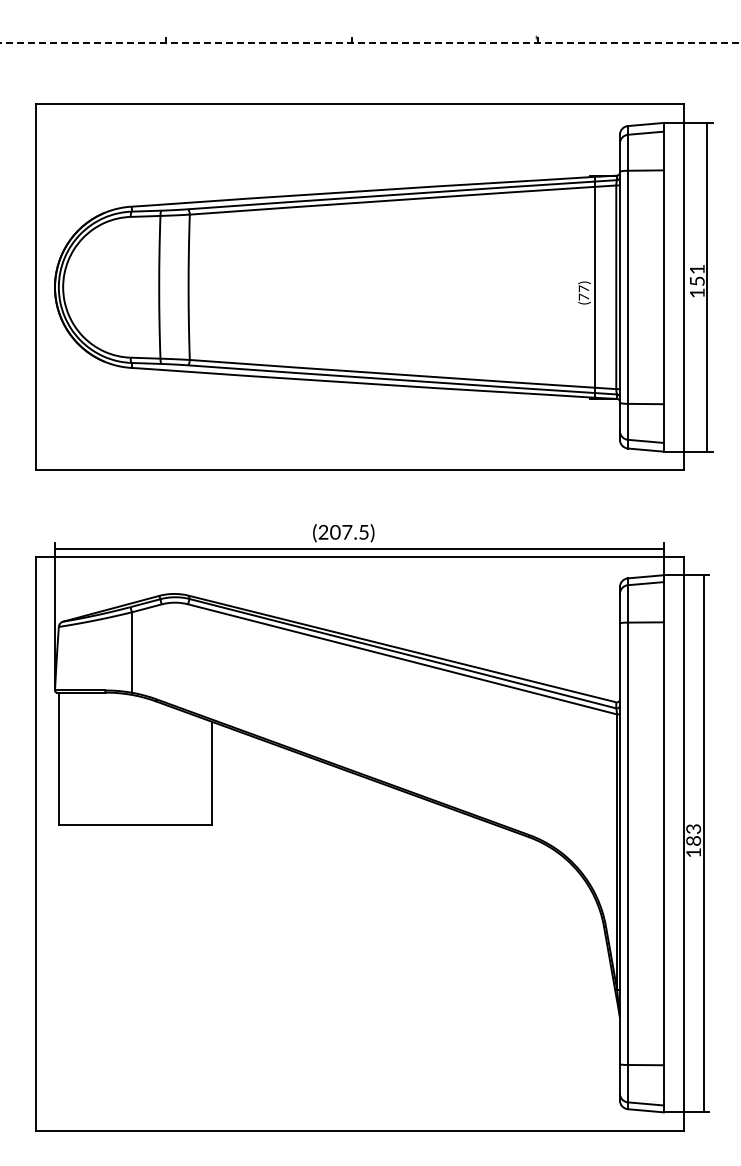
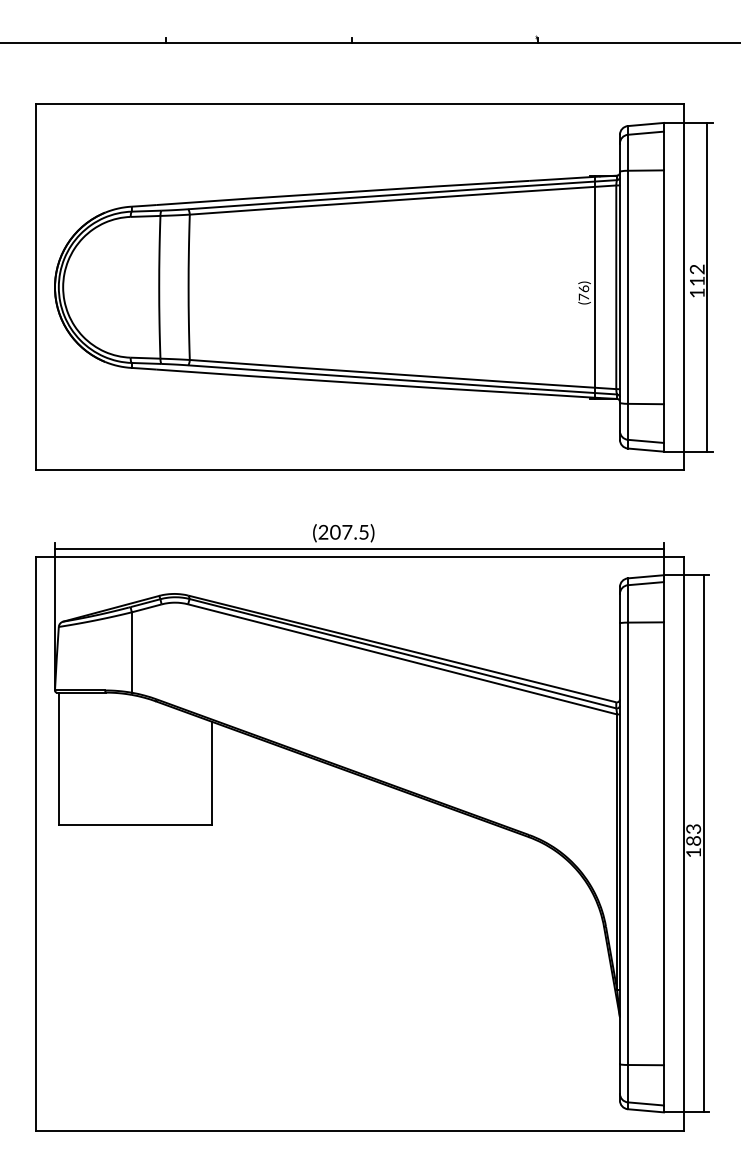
line: dashed -> solid (370, 43)
text: 151 -> 112 (696, 274)
text: (77) -> (76) (583, 288)
